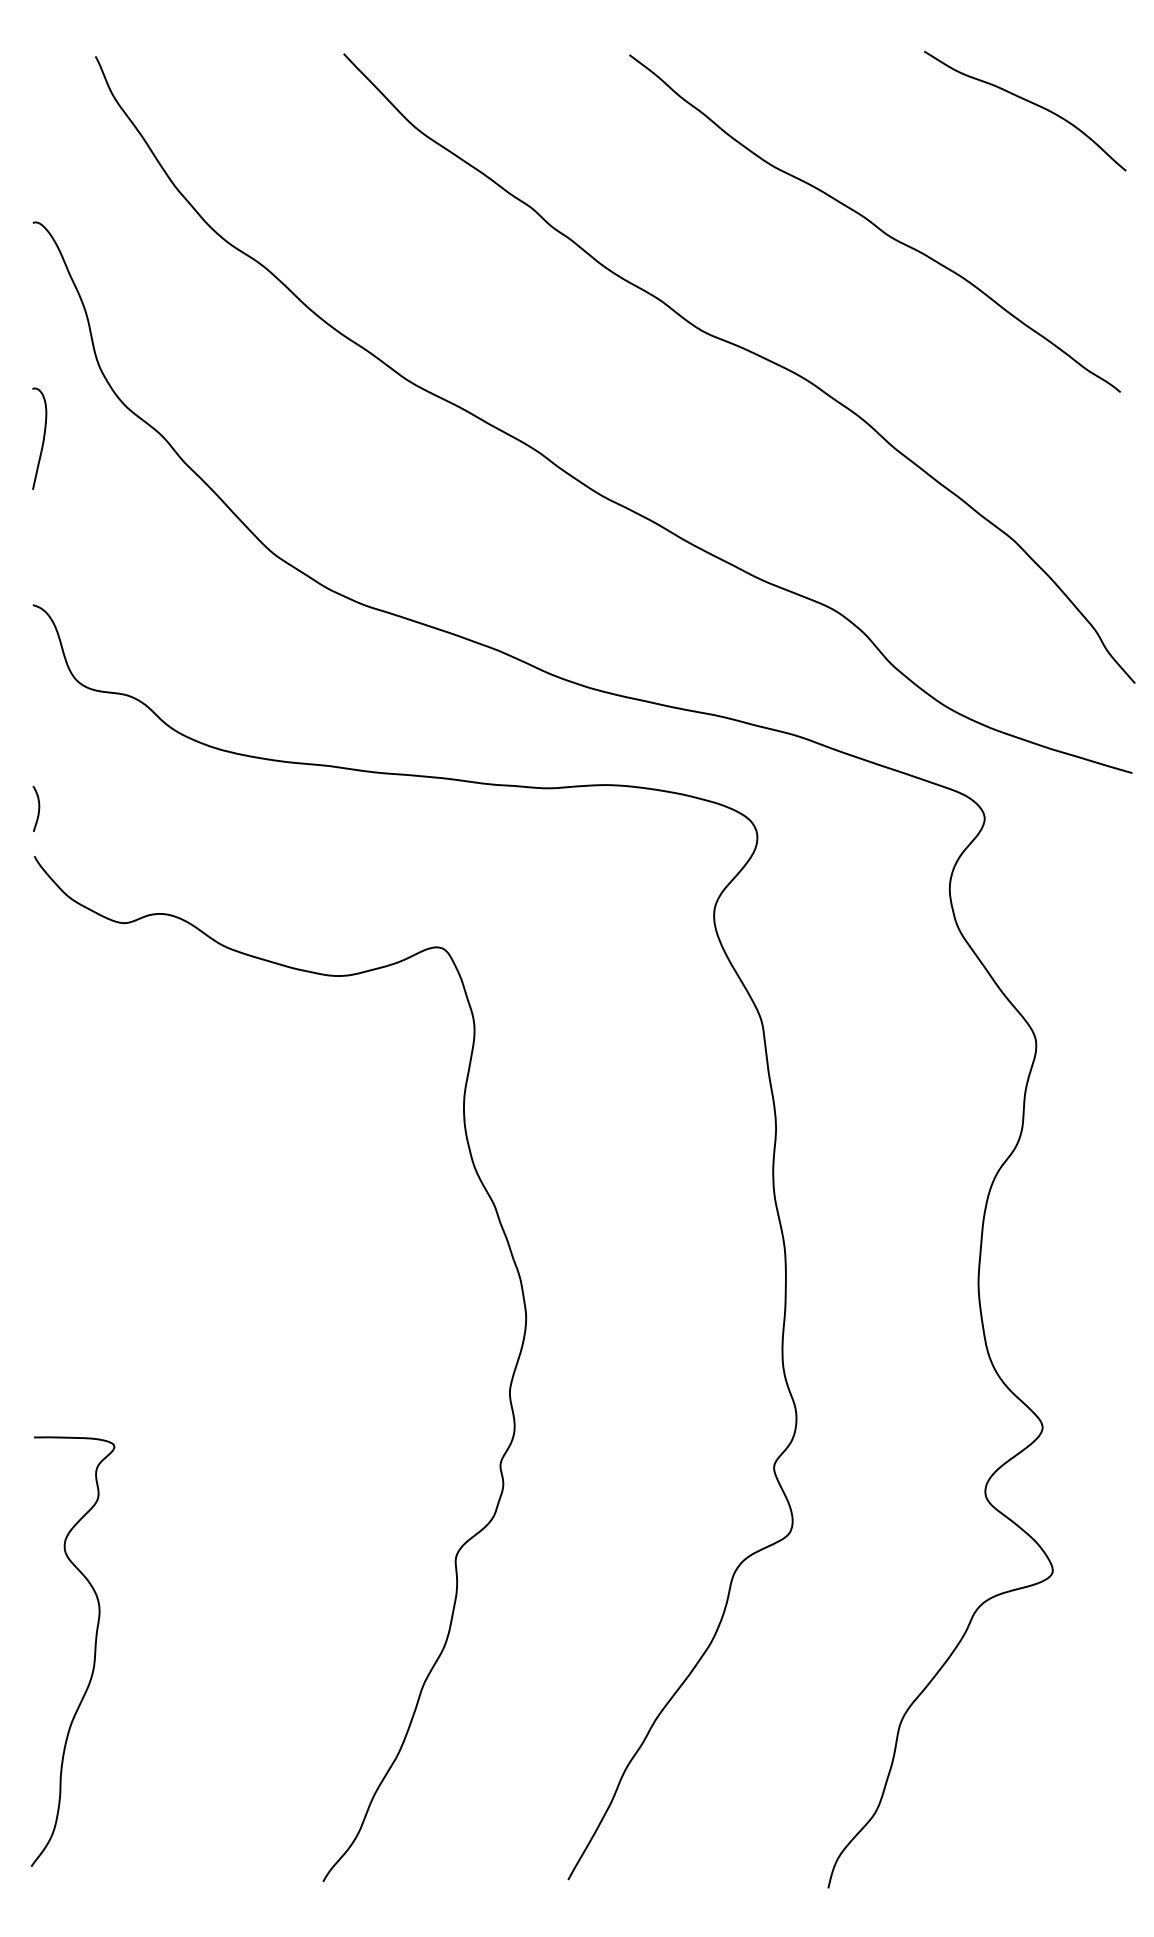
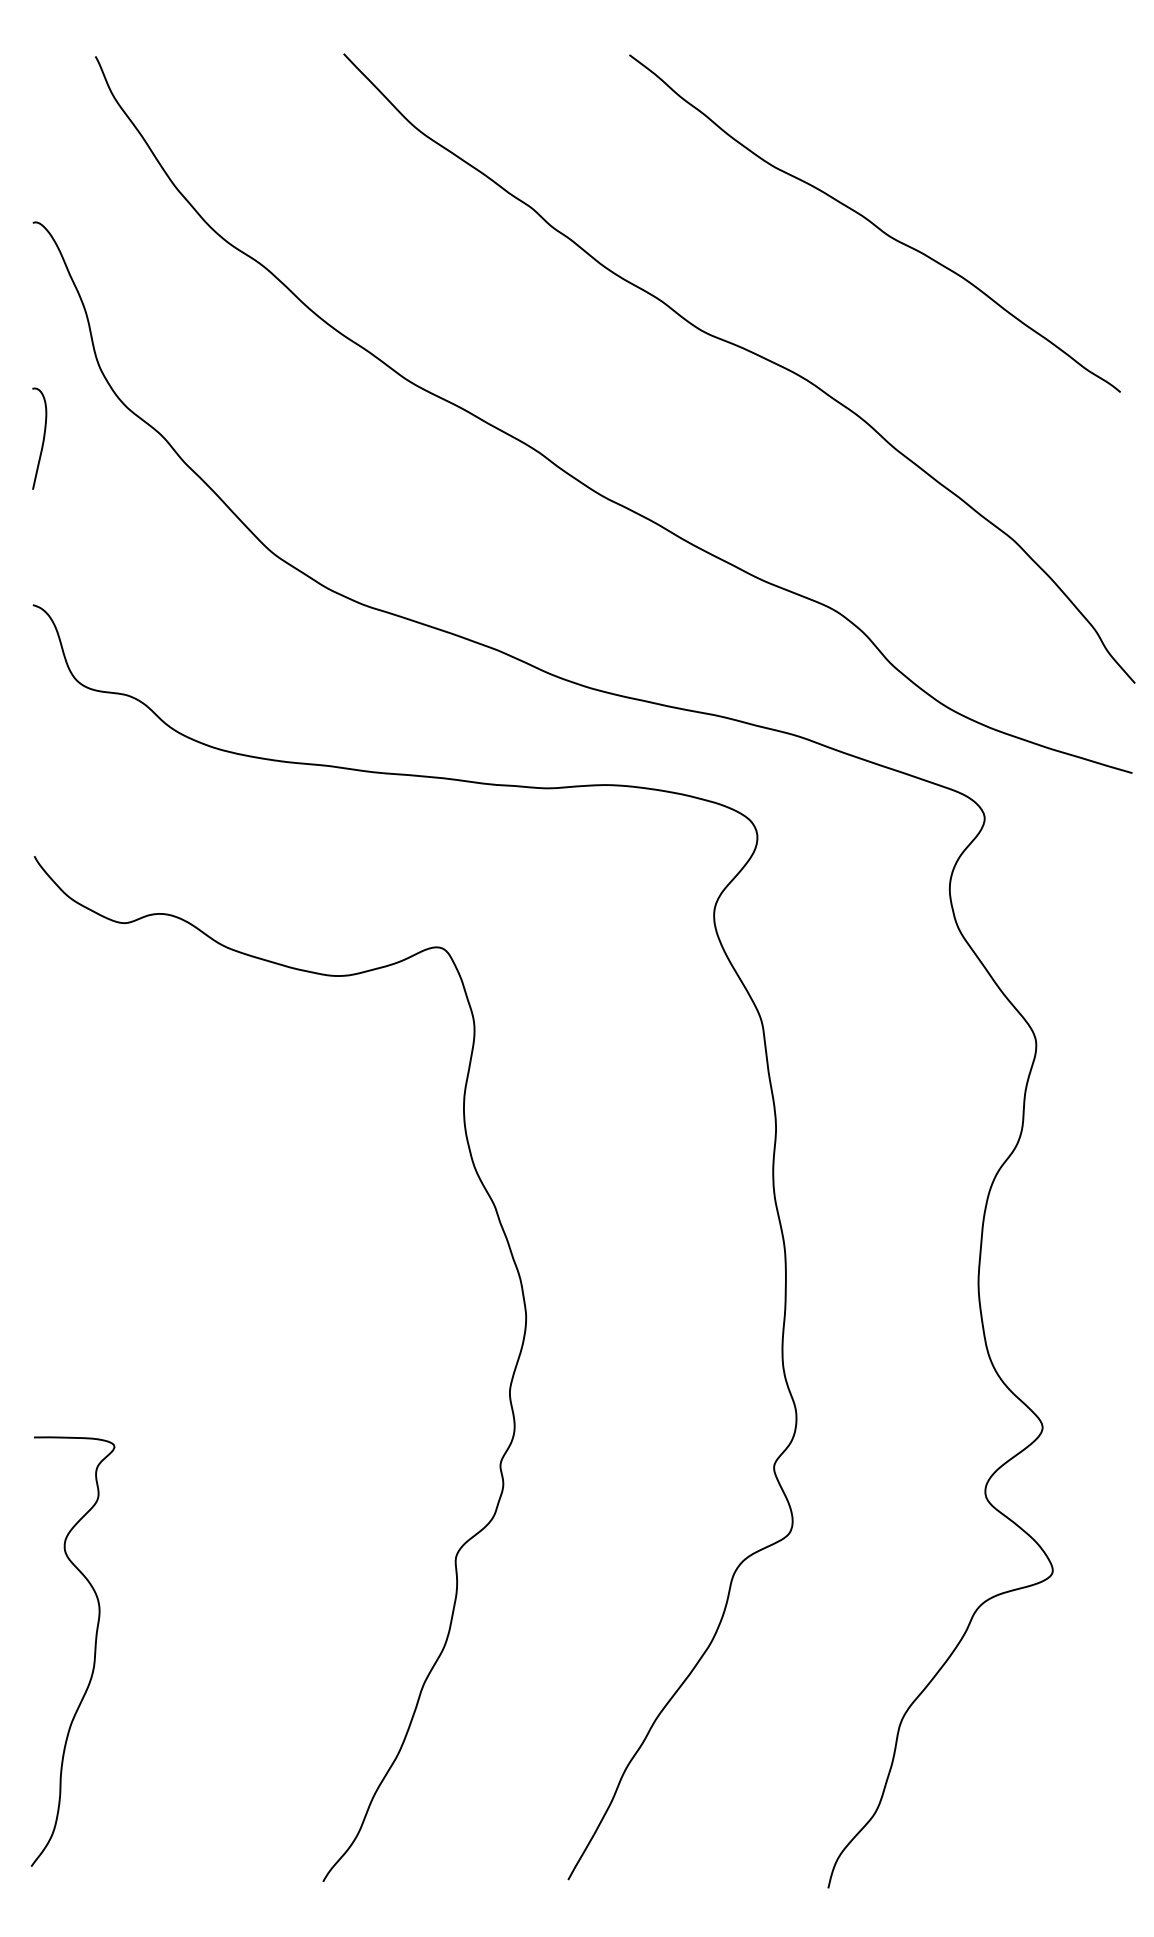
curve: present -> none (1030, 103)
curve: present -> none (38, 808)
